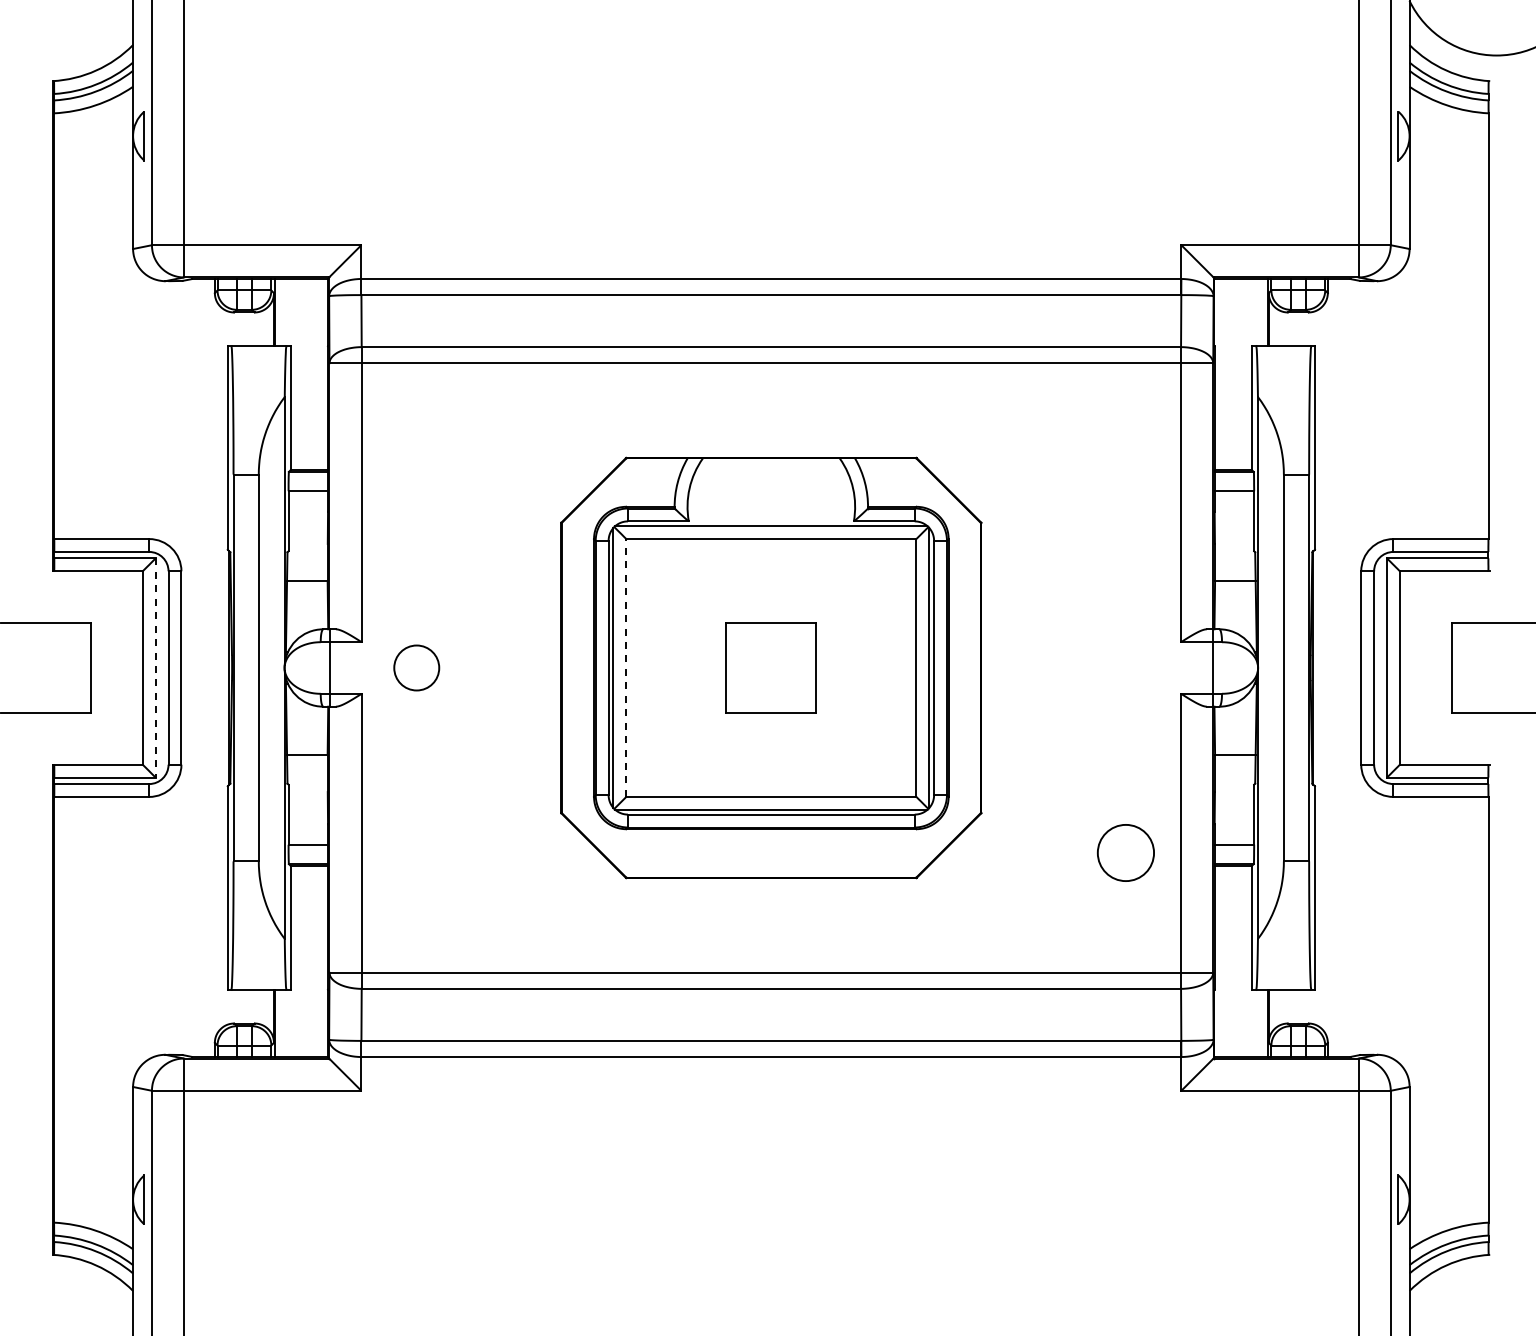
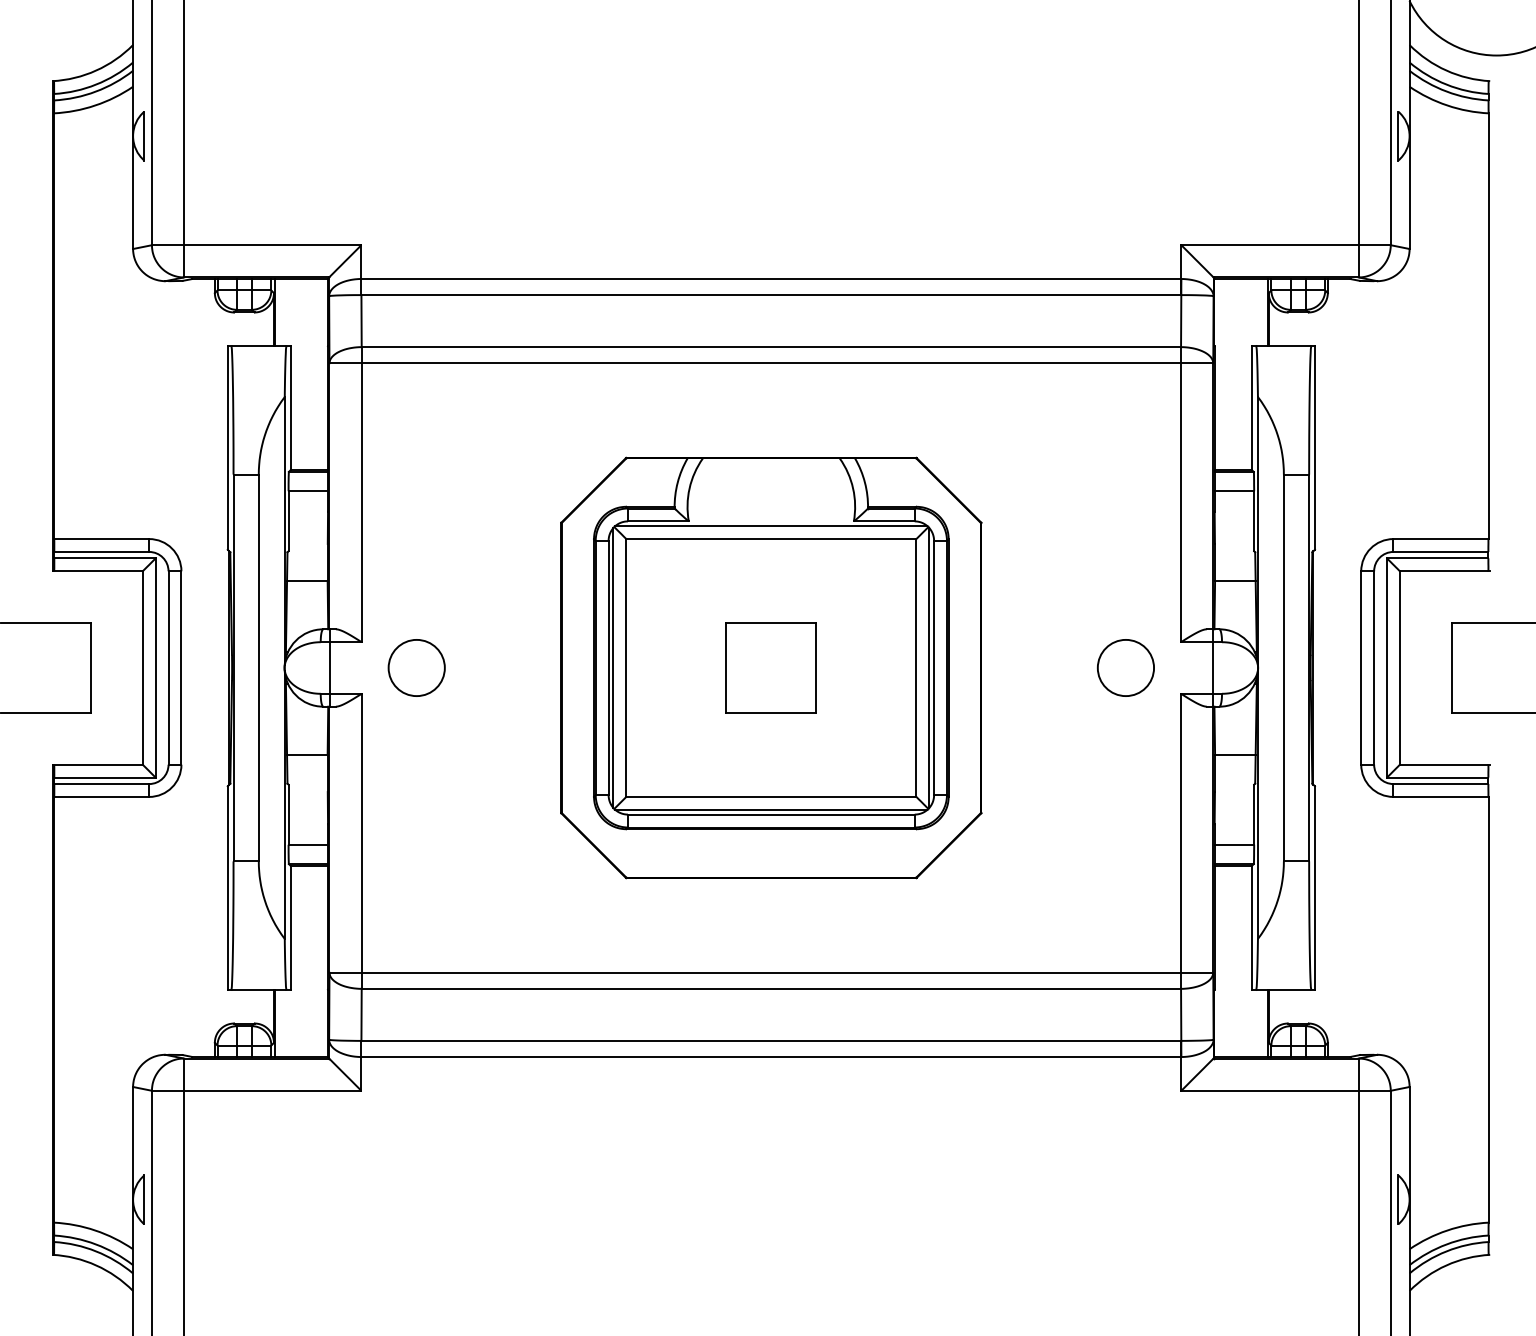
circle diameter: 45 px -> 56 px (416, 667)
line: dashed -> solid (155, 668)
line: dashed -> solid (626, 668)
circle position: (1125, 852) -> (1125, 667) (1125, 667)
